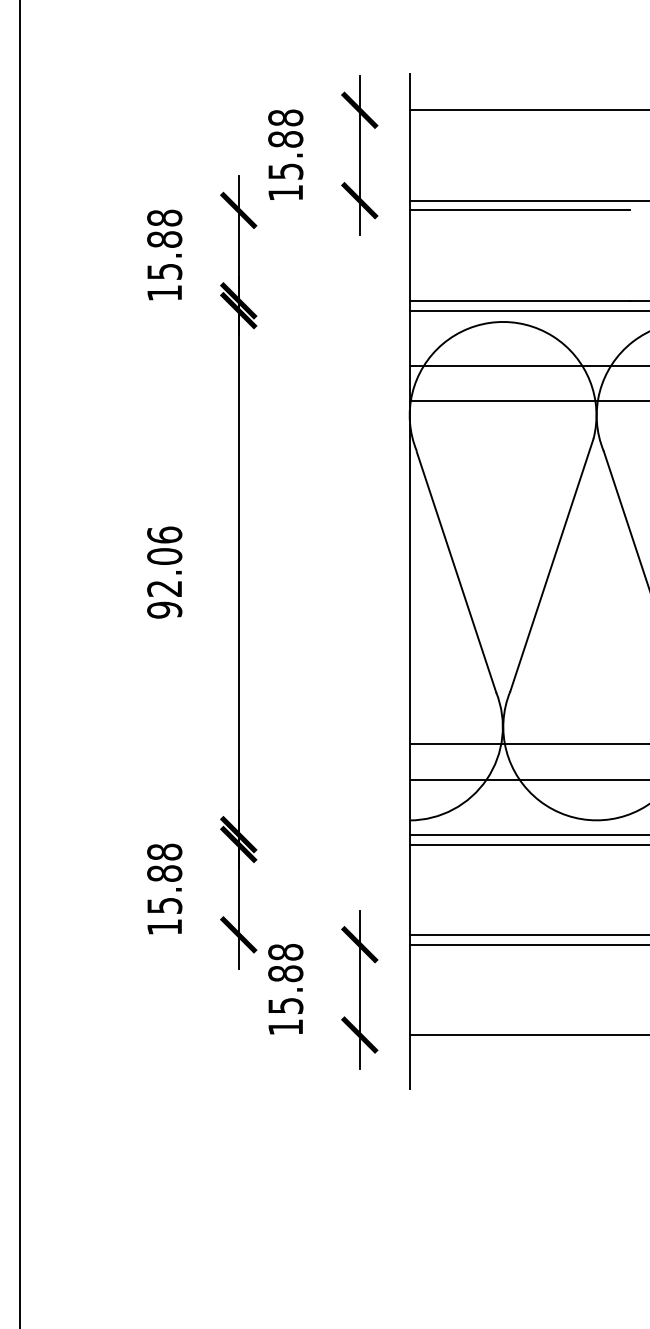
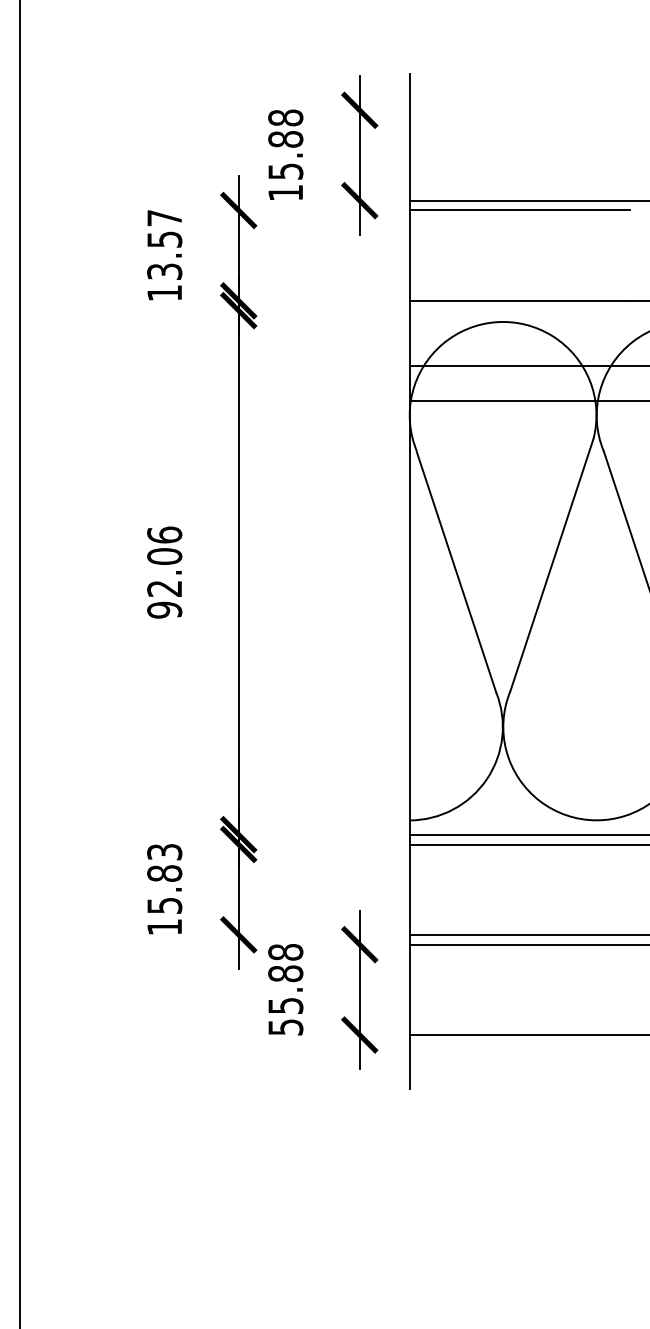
line: present -> none (527, 110)
text: 15.88 -> 13.57 (164, 244)
line: present -> none (527, 310)
line: present -> none (527, 744)
line: present -> none (527, 779)
text: 15.88 -> 15.83 (164, 851)
text: 15.88 -> 55.88 (285, 1027)
